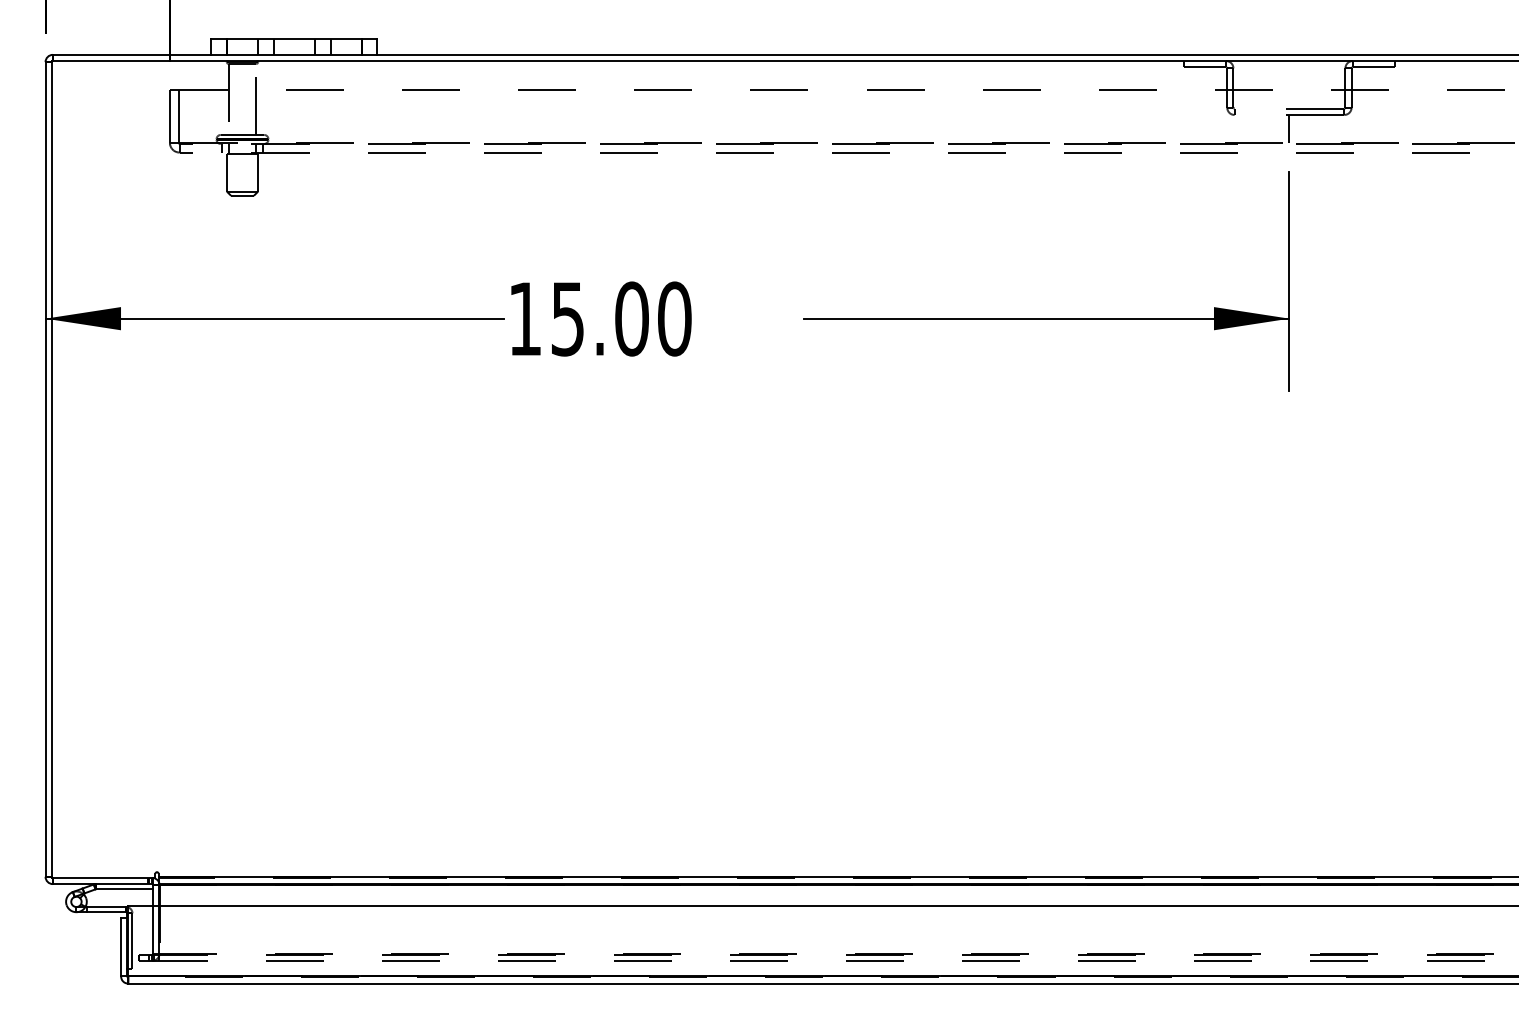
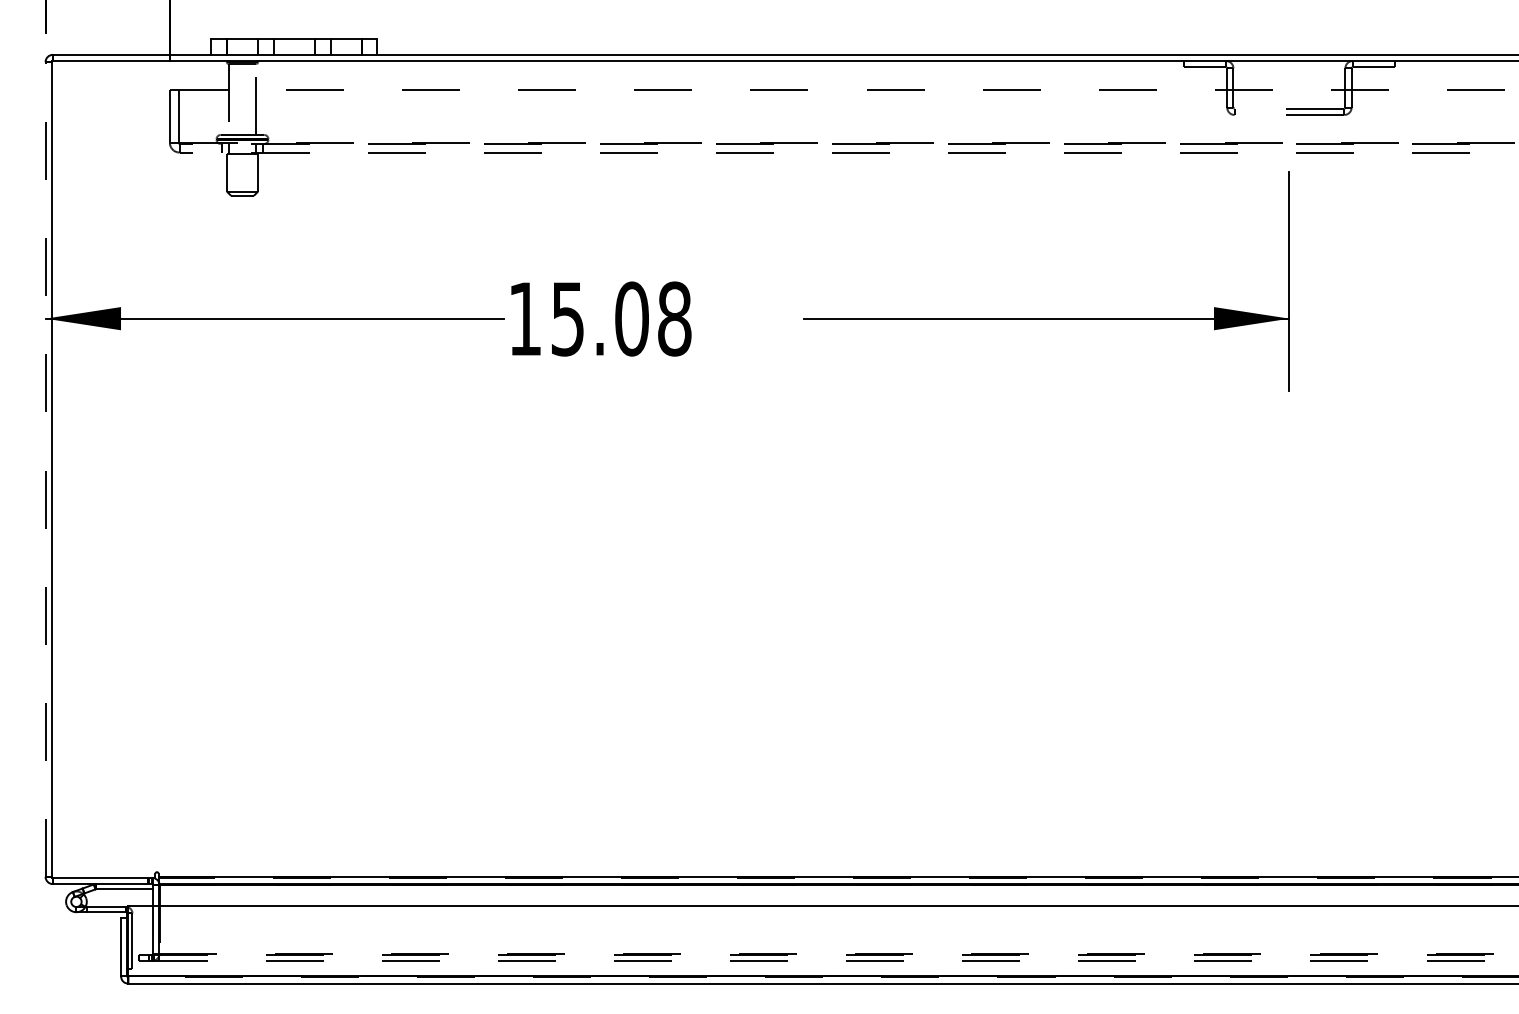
line: present -> none (1289, 128)
text: 15.00 -> 15.08 (674, 318)
line: solid -> dashed (45, 468)
